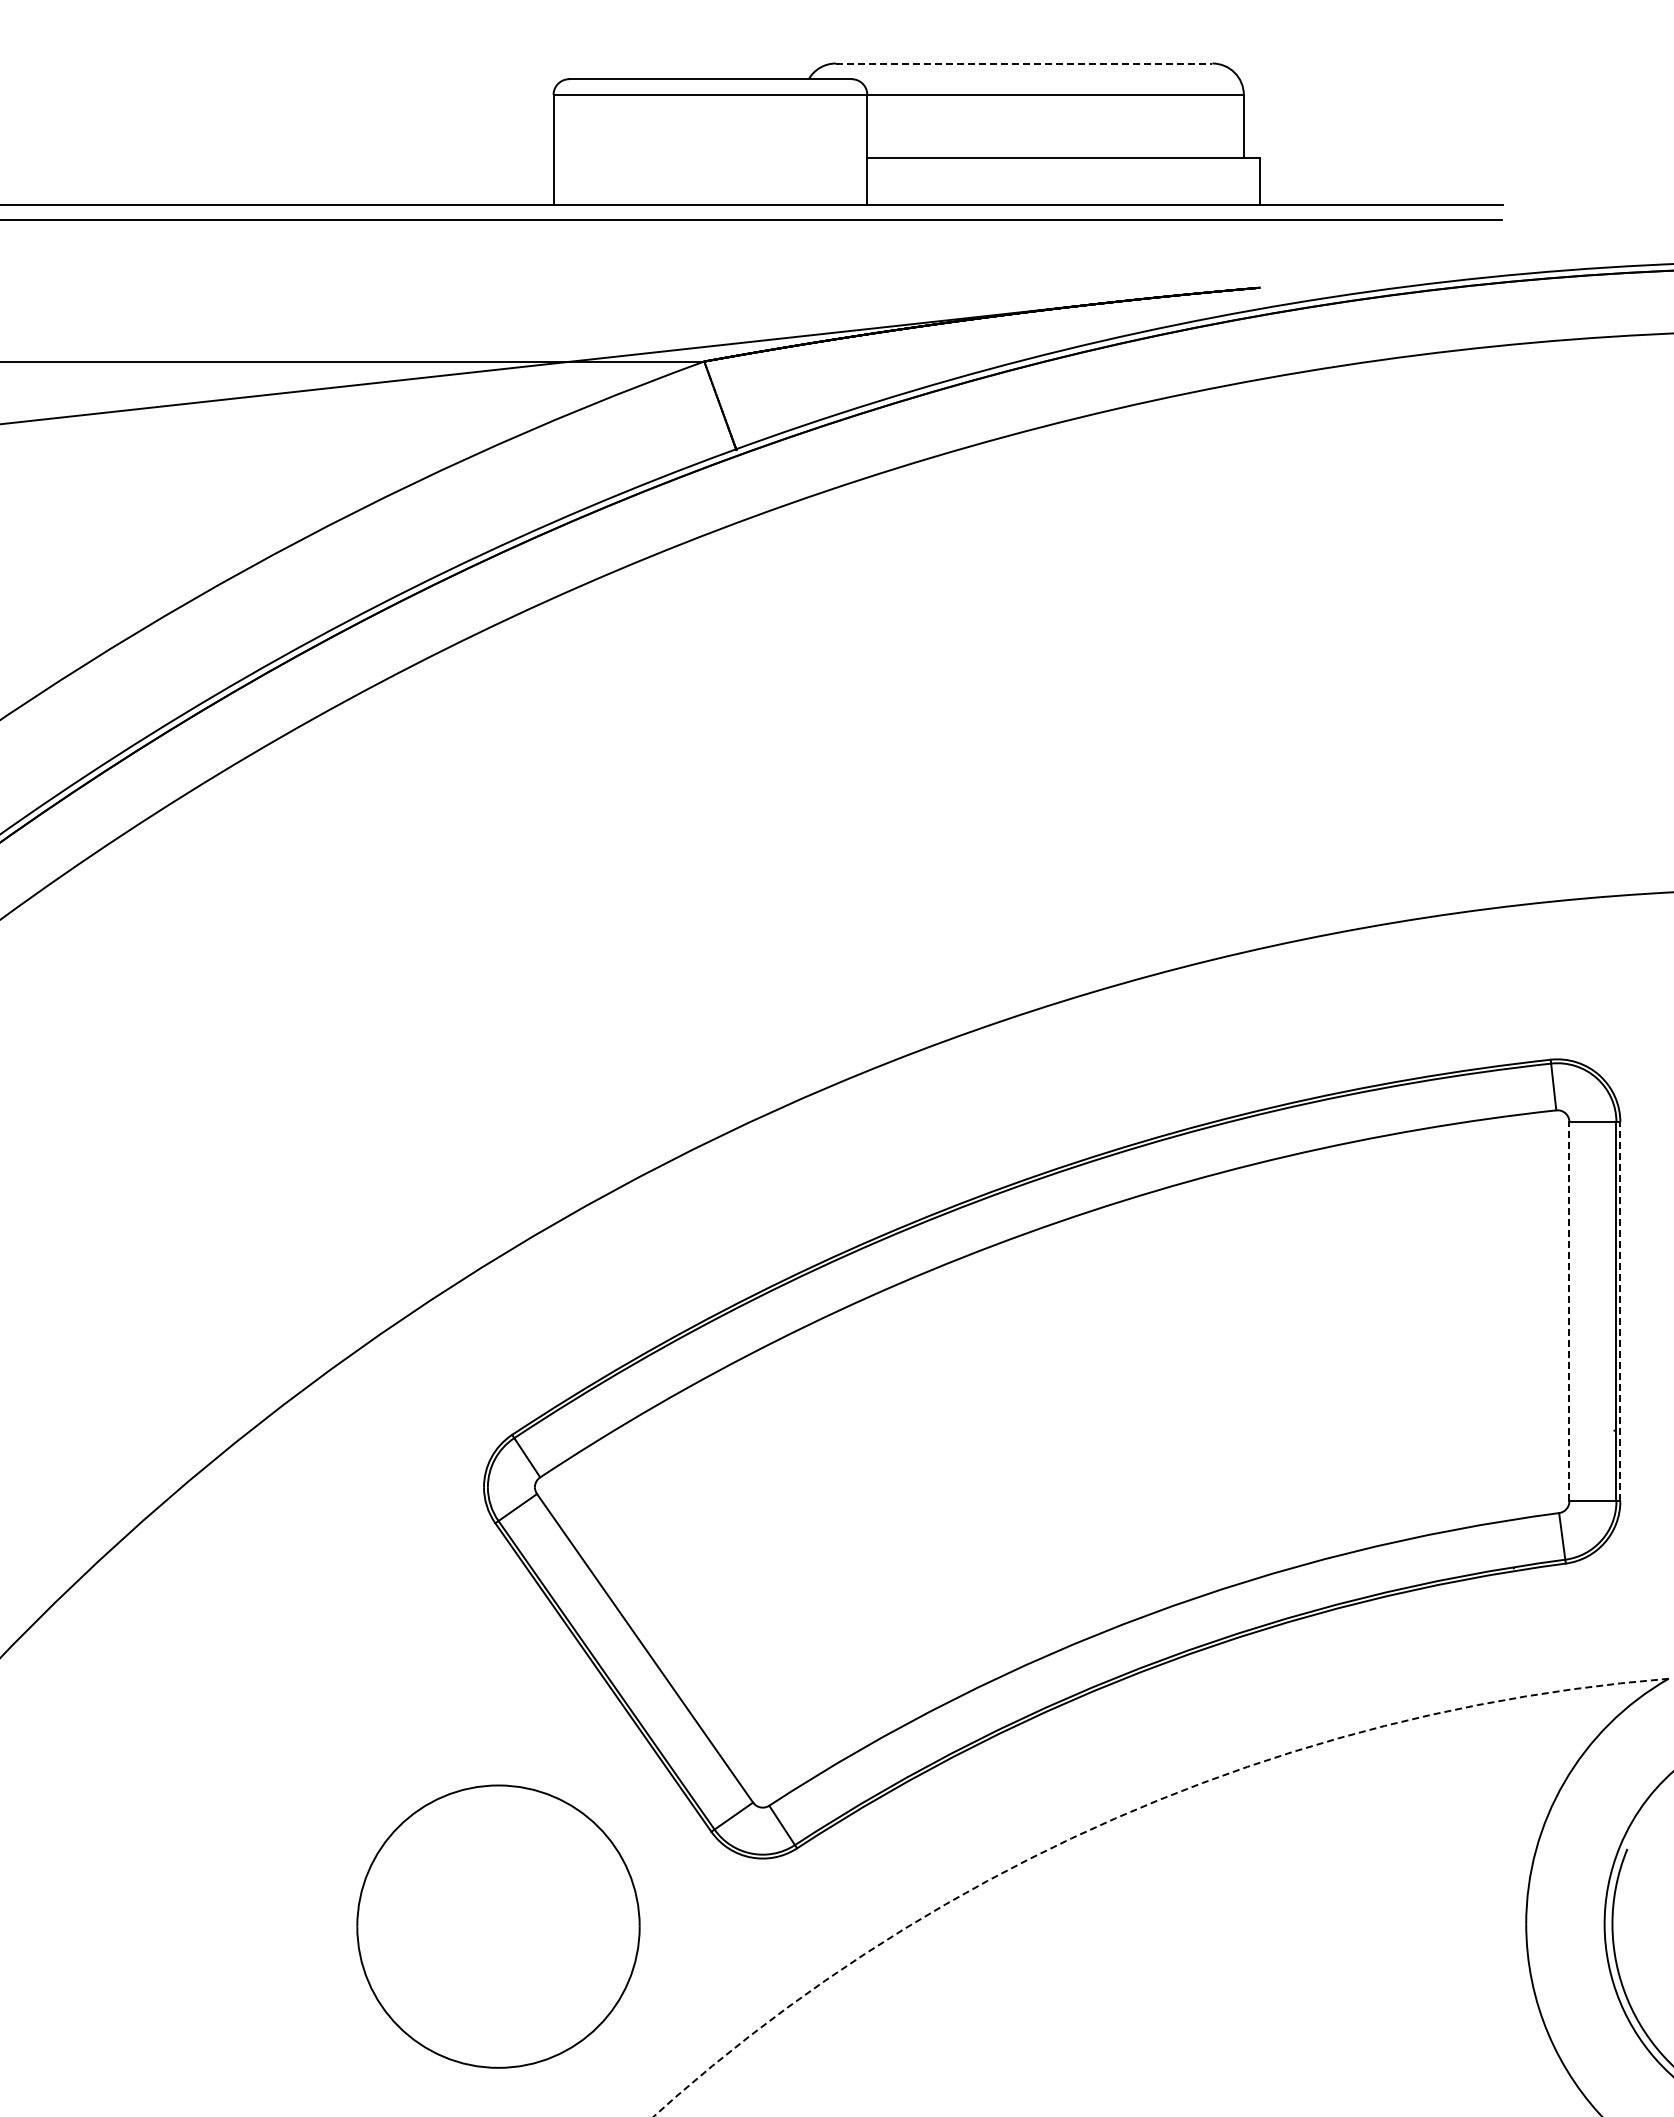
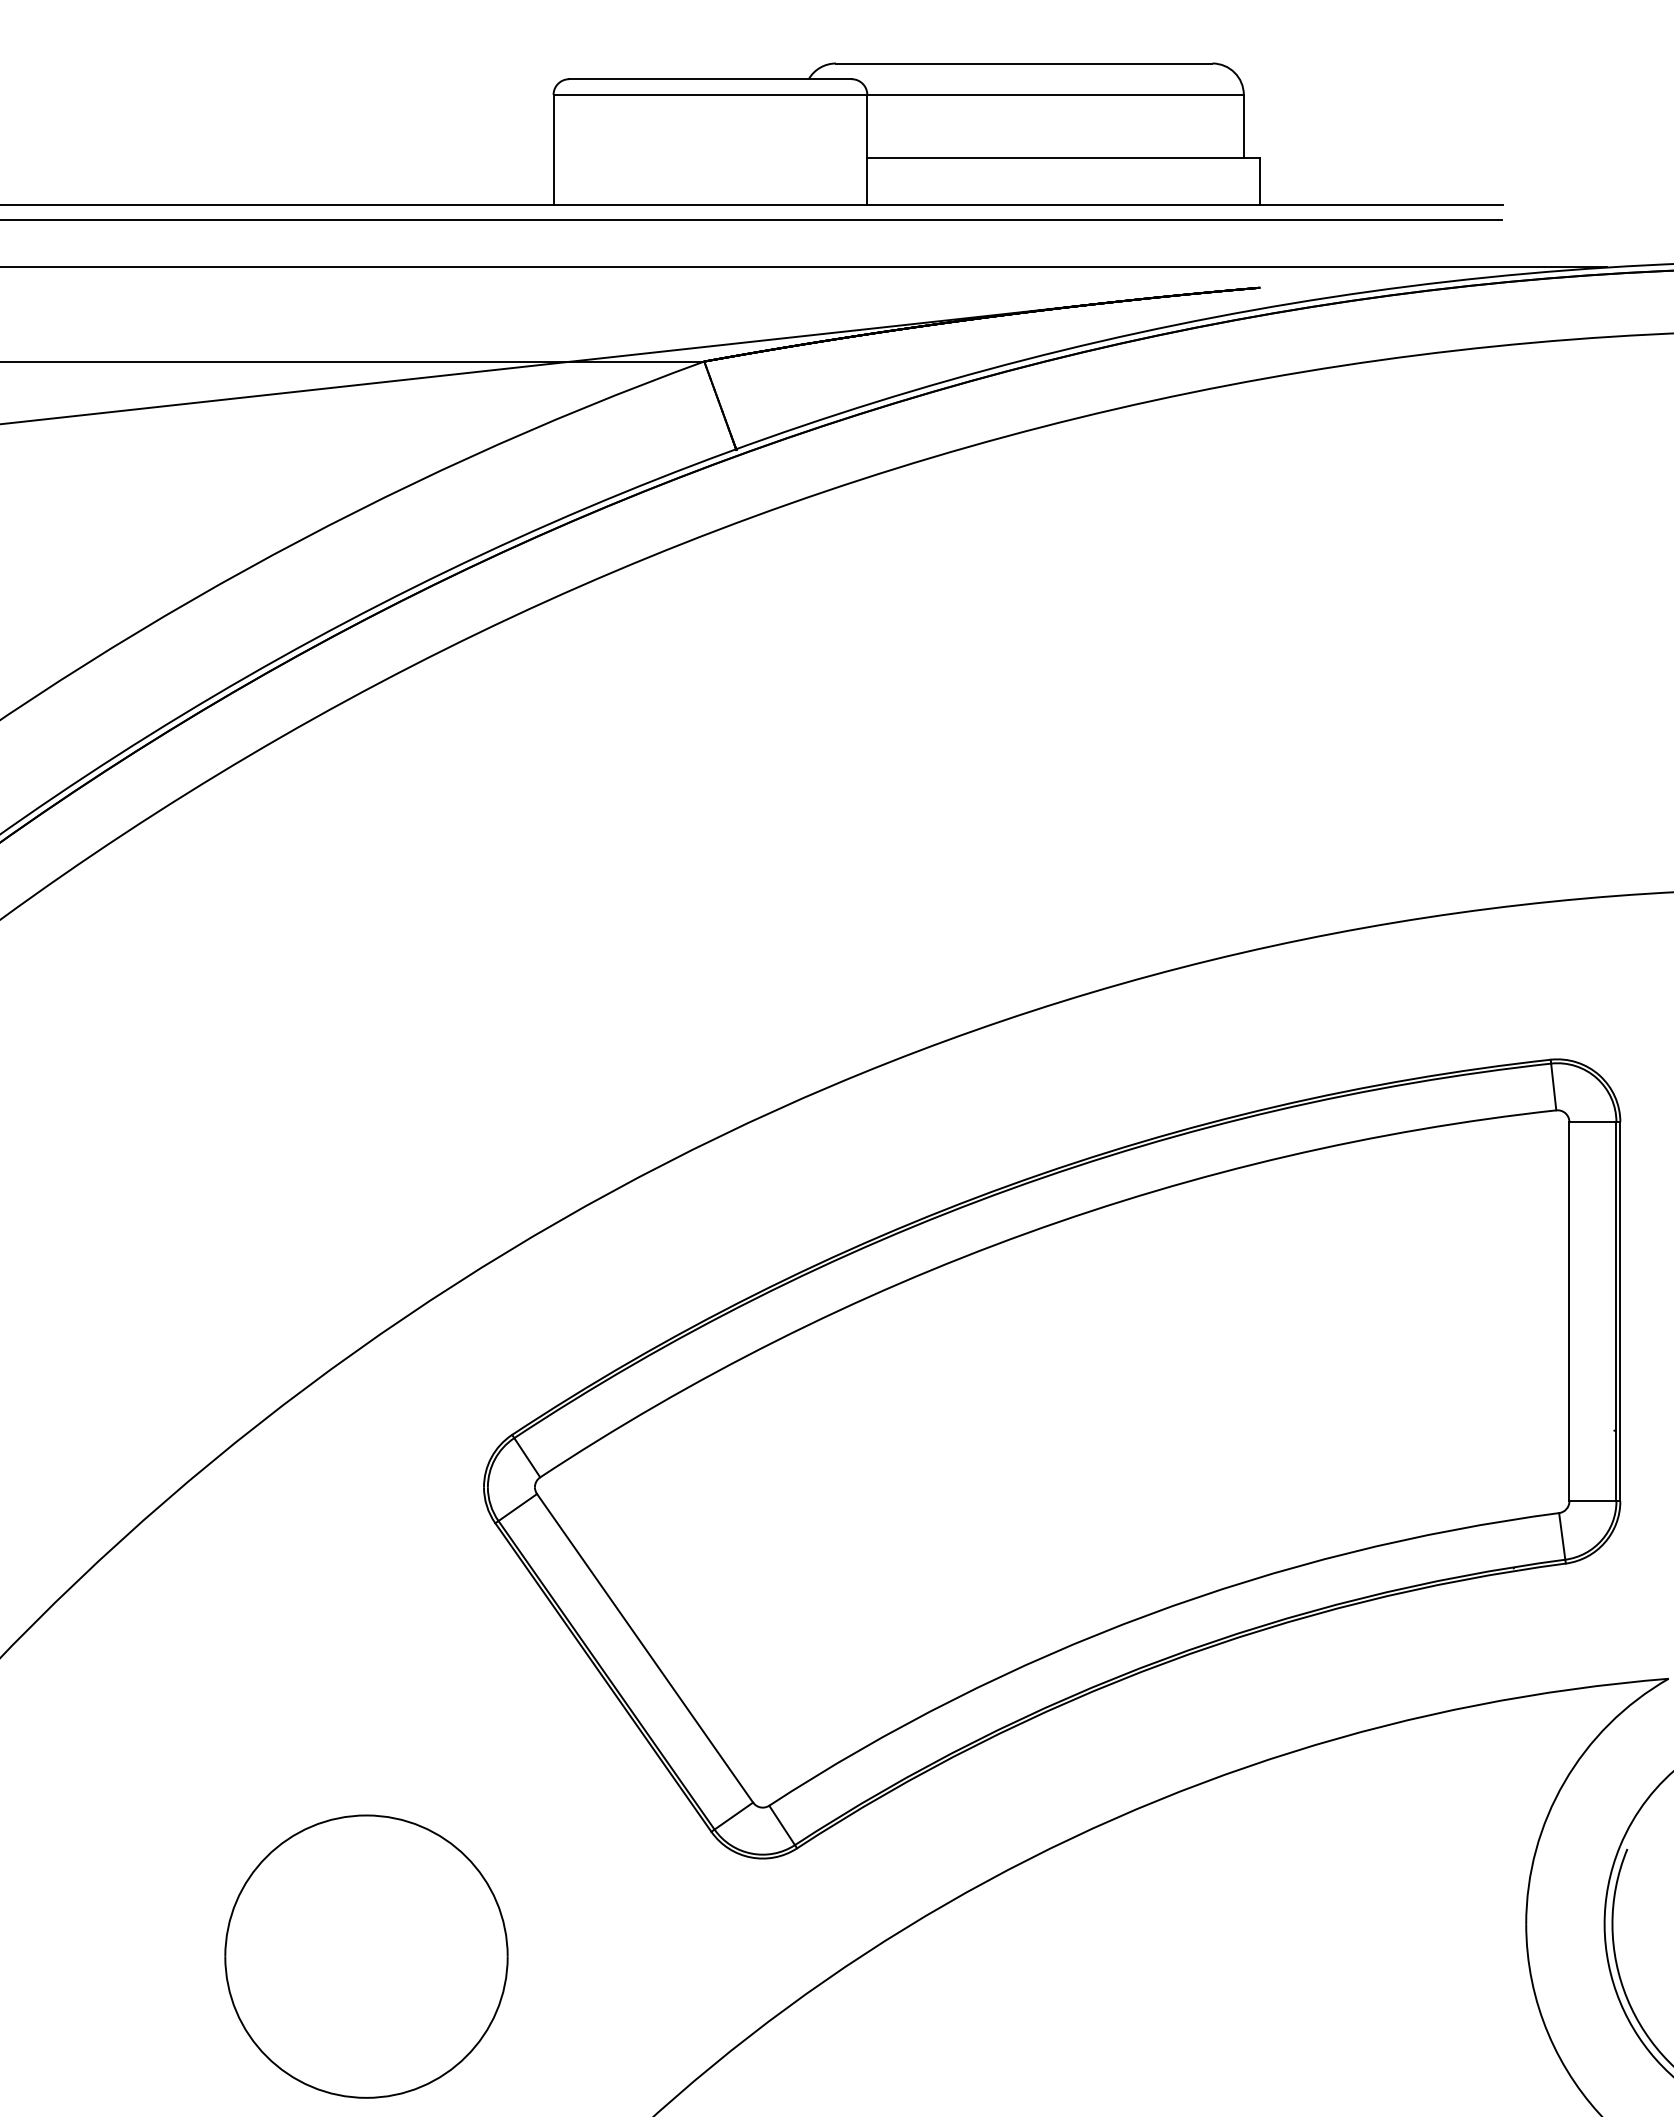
line: dashed -> solid (1024, 63)
line: none -> present (804, 267)
line: dashed -> solid (1569, 1311)
line: dashed -> solid (1620, 1311)
arc: dashed -> solid (1125, 1814)
part position: (498, 1926) -> (366, 1956) (366, 1956)
